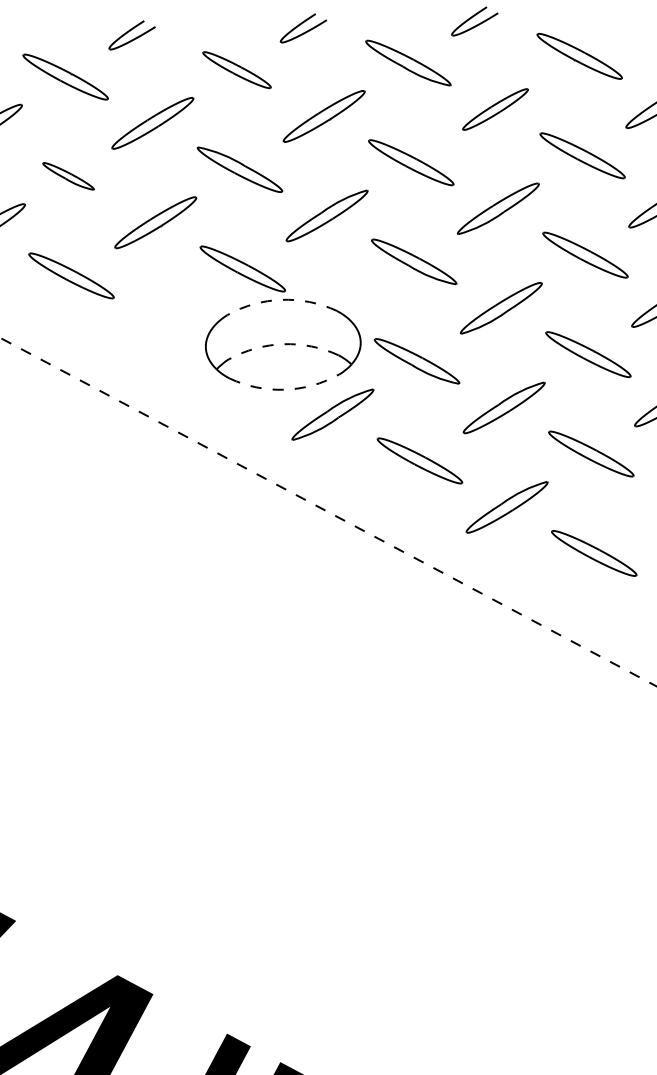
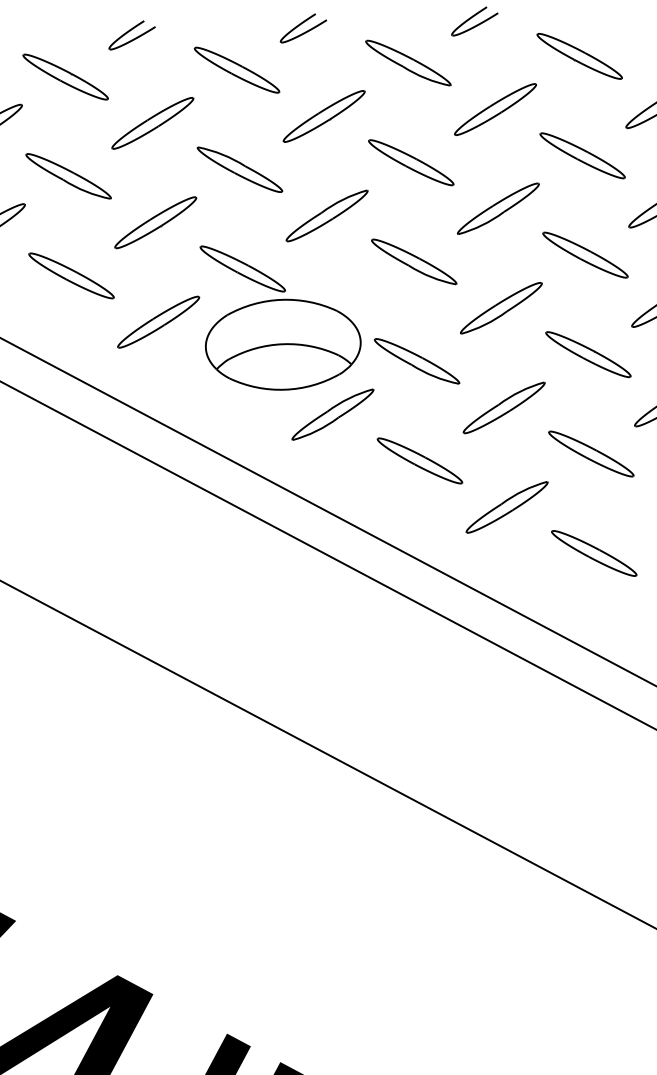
part size: 70x39 px -> 88x48 px (236, 69)
part size: 67x43 px -> 83x53 px (495, 109)
part size: 53x29 px -> 87x47 px (68, 176)
arc: dashed -> solid (281, 299)
part: none -> present (158, 321)
arc: dashed -> solid (283, 344)
arc: dashed -> solid (285, 389)
line: dashed -> solid (327, 511)
line: none -> present (327, 555)
line: none -> present (327, 754)
